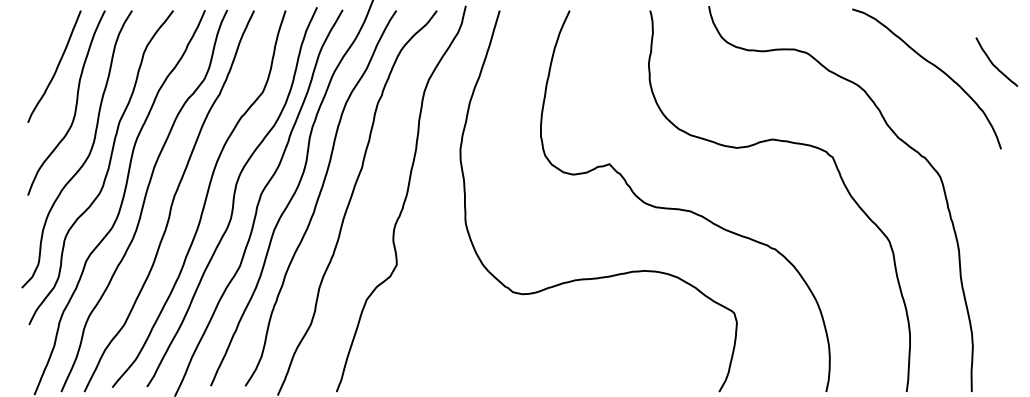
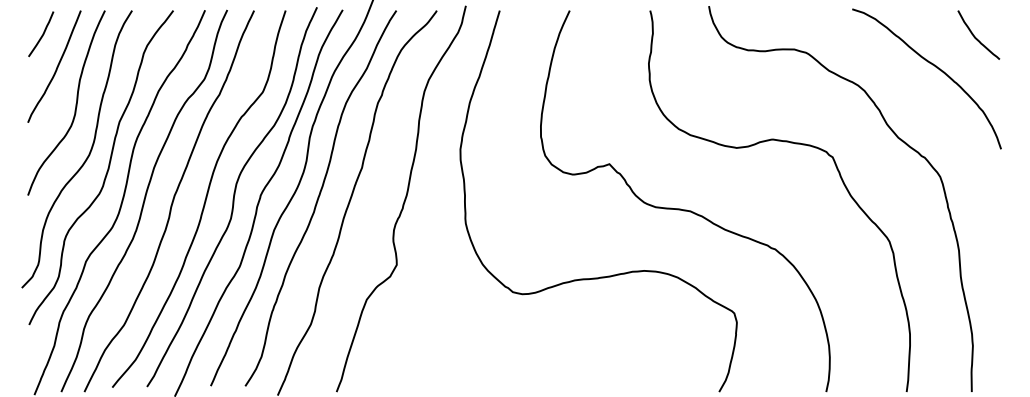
curve: none -> present (42, 34)
curve position: (993, 63) -> (975, 36) (975, 36)
